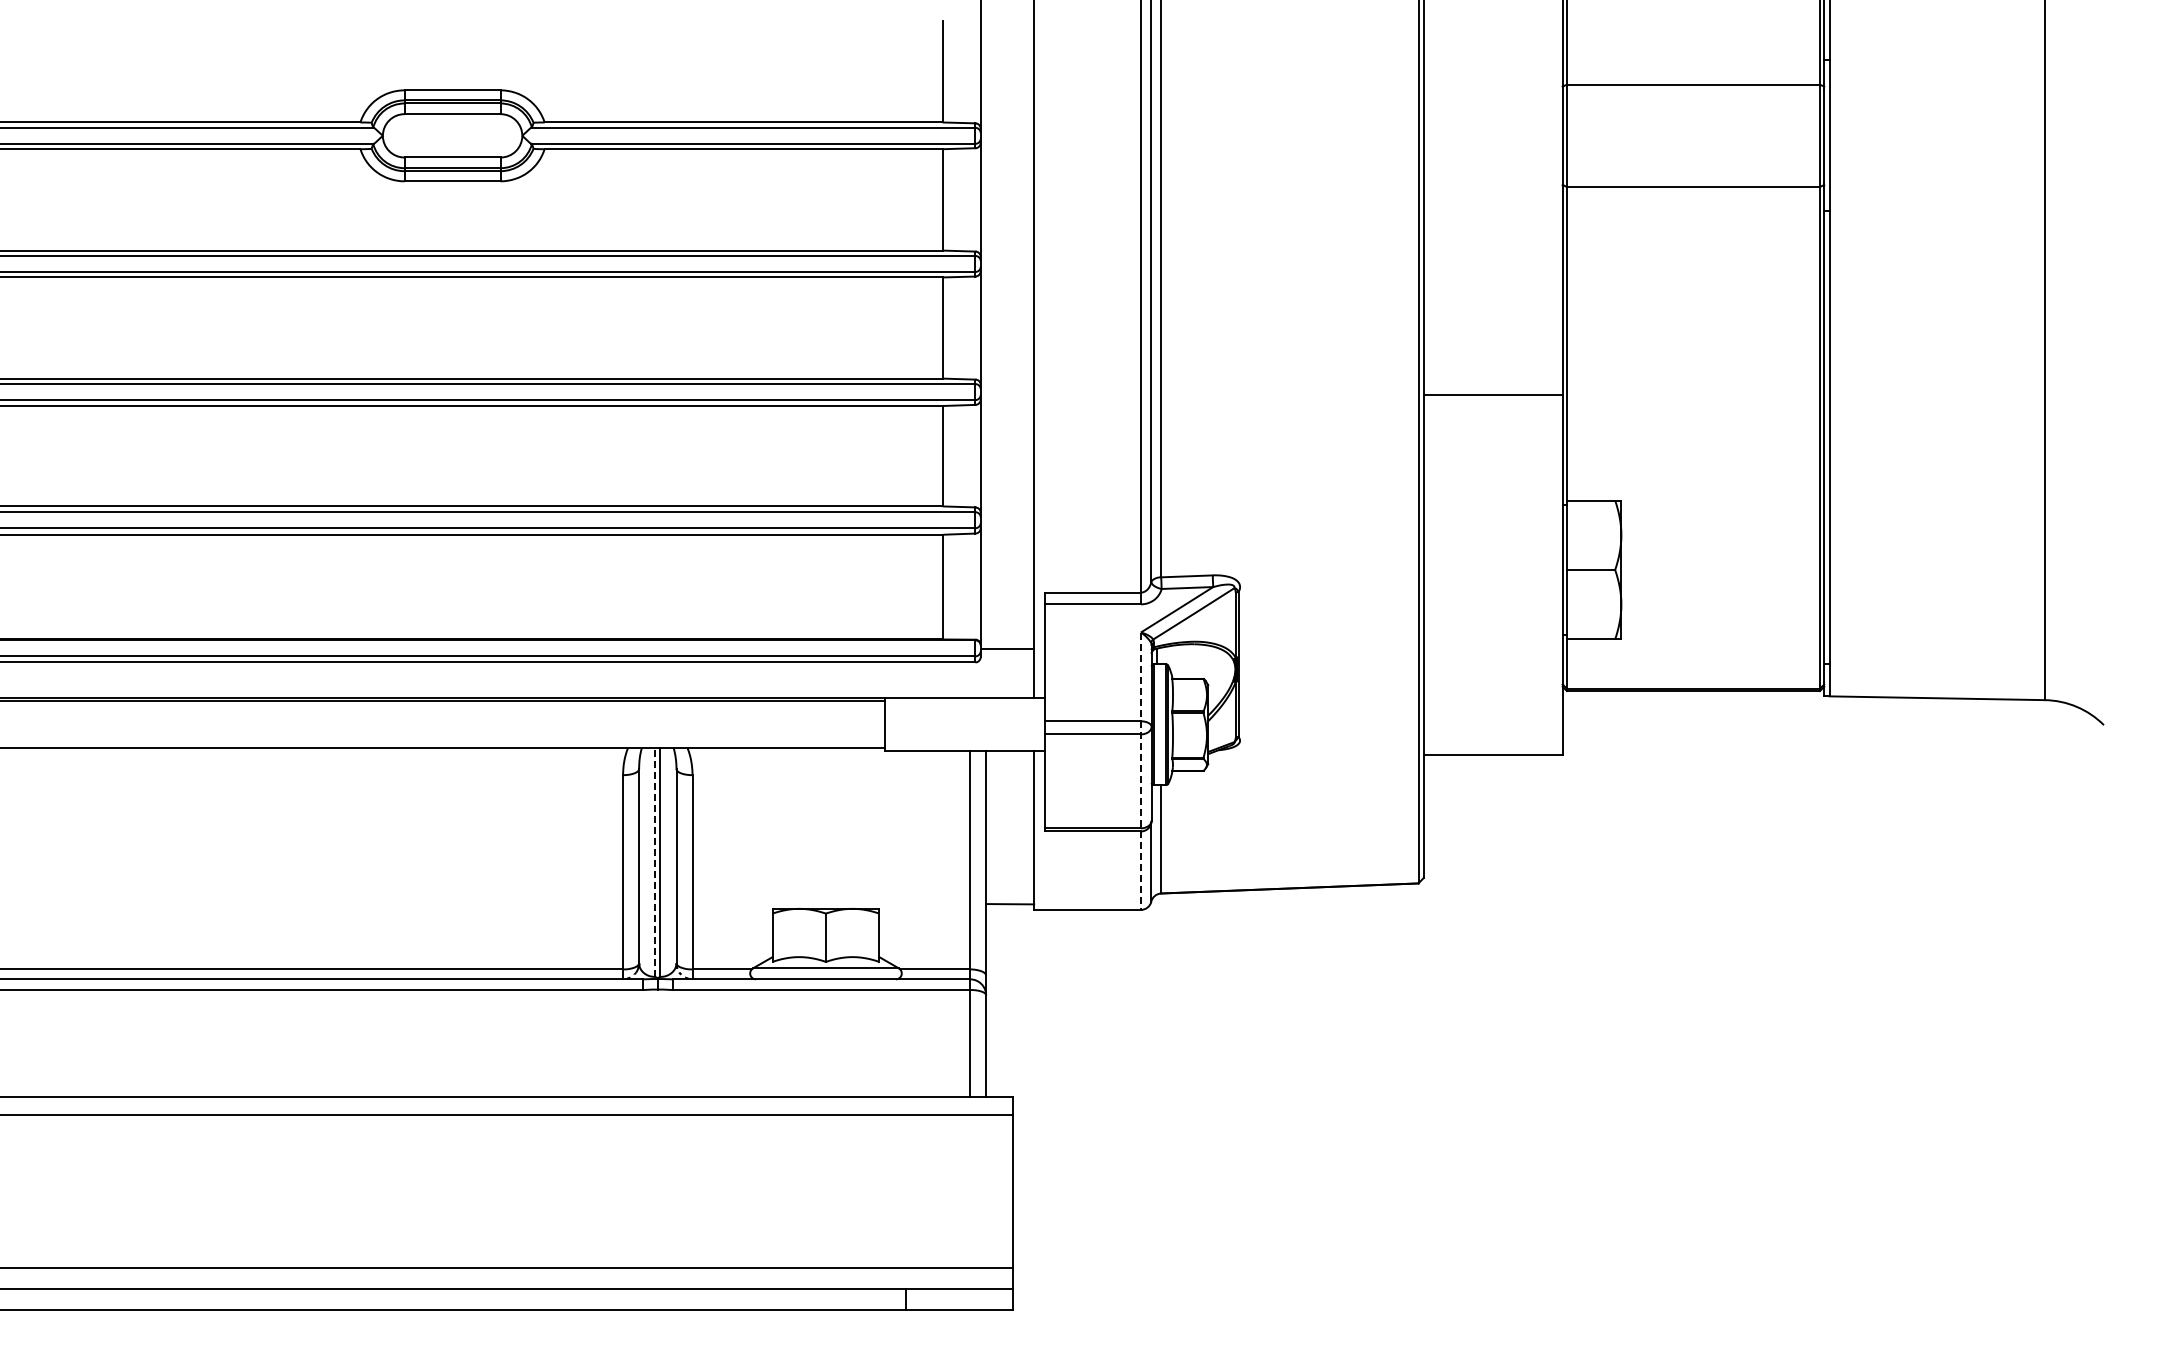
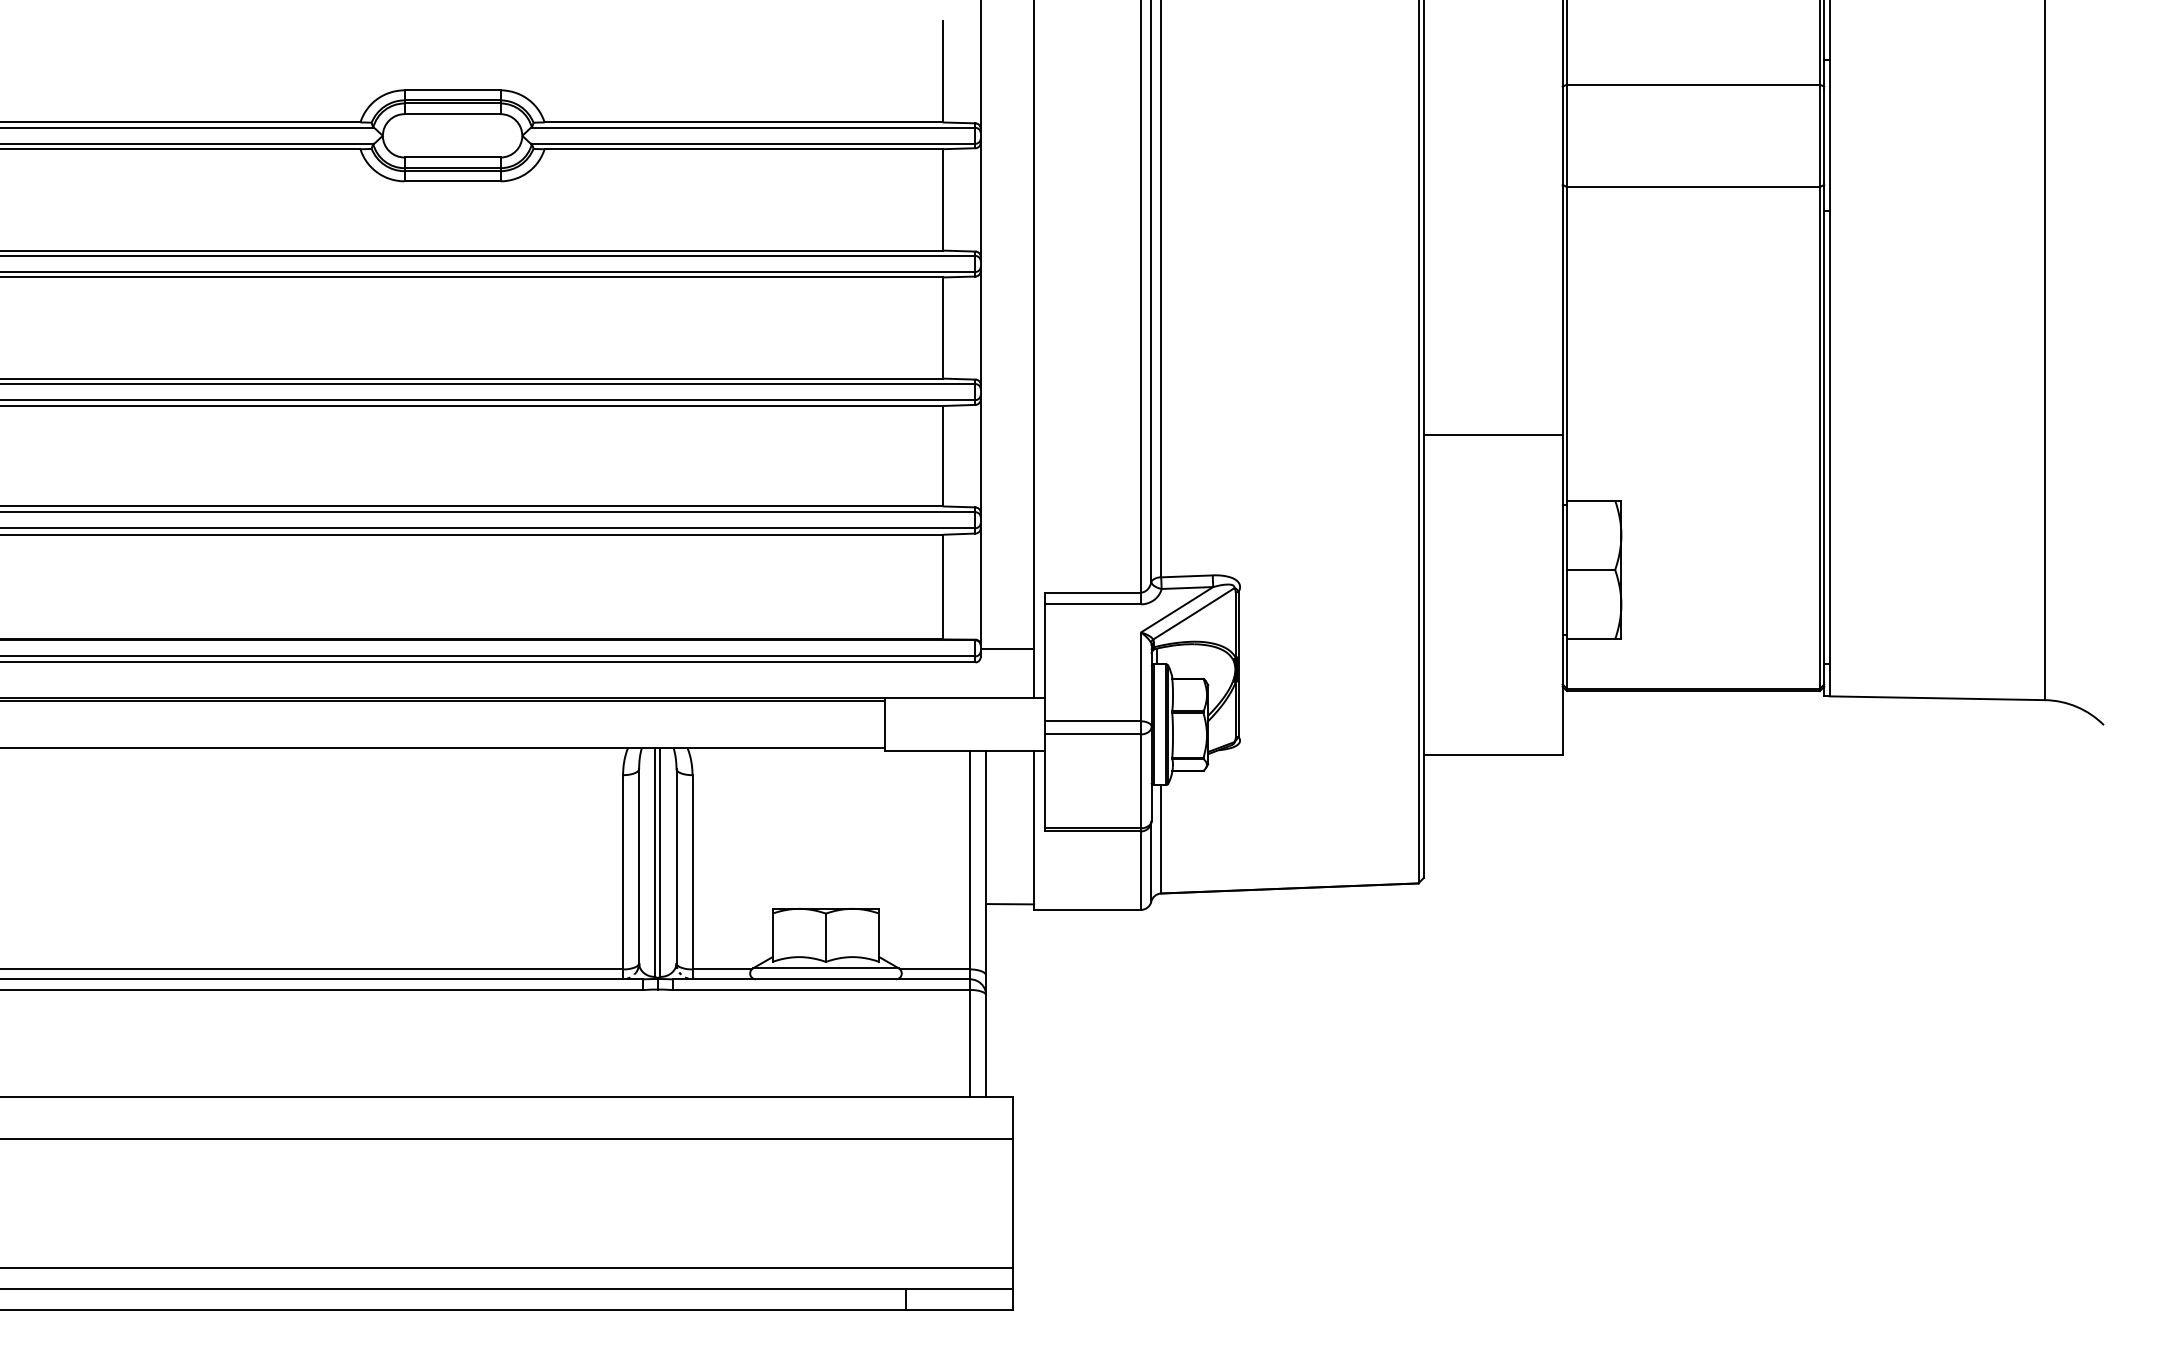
line position: (1492, 394) -> (1492, 434) (1492, 434)
line: dashed -> solid (1140, 771)
line: dashed -> solid (655, 861)
line position: (507, 1115) -> (507, 1139) (507, 1139)
